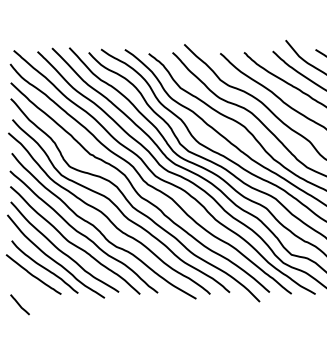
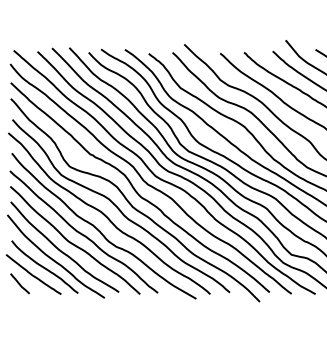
line position: (19, 304) -> (19, 283) (19, 283)
